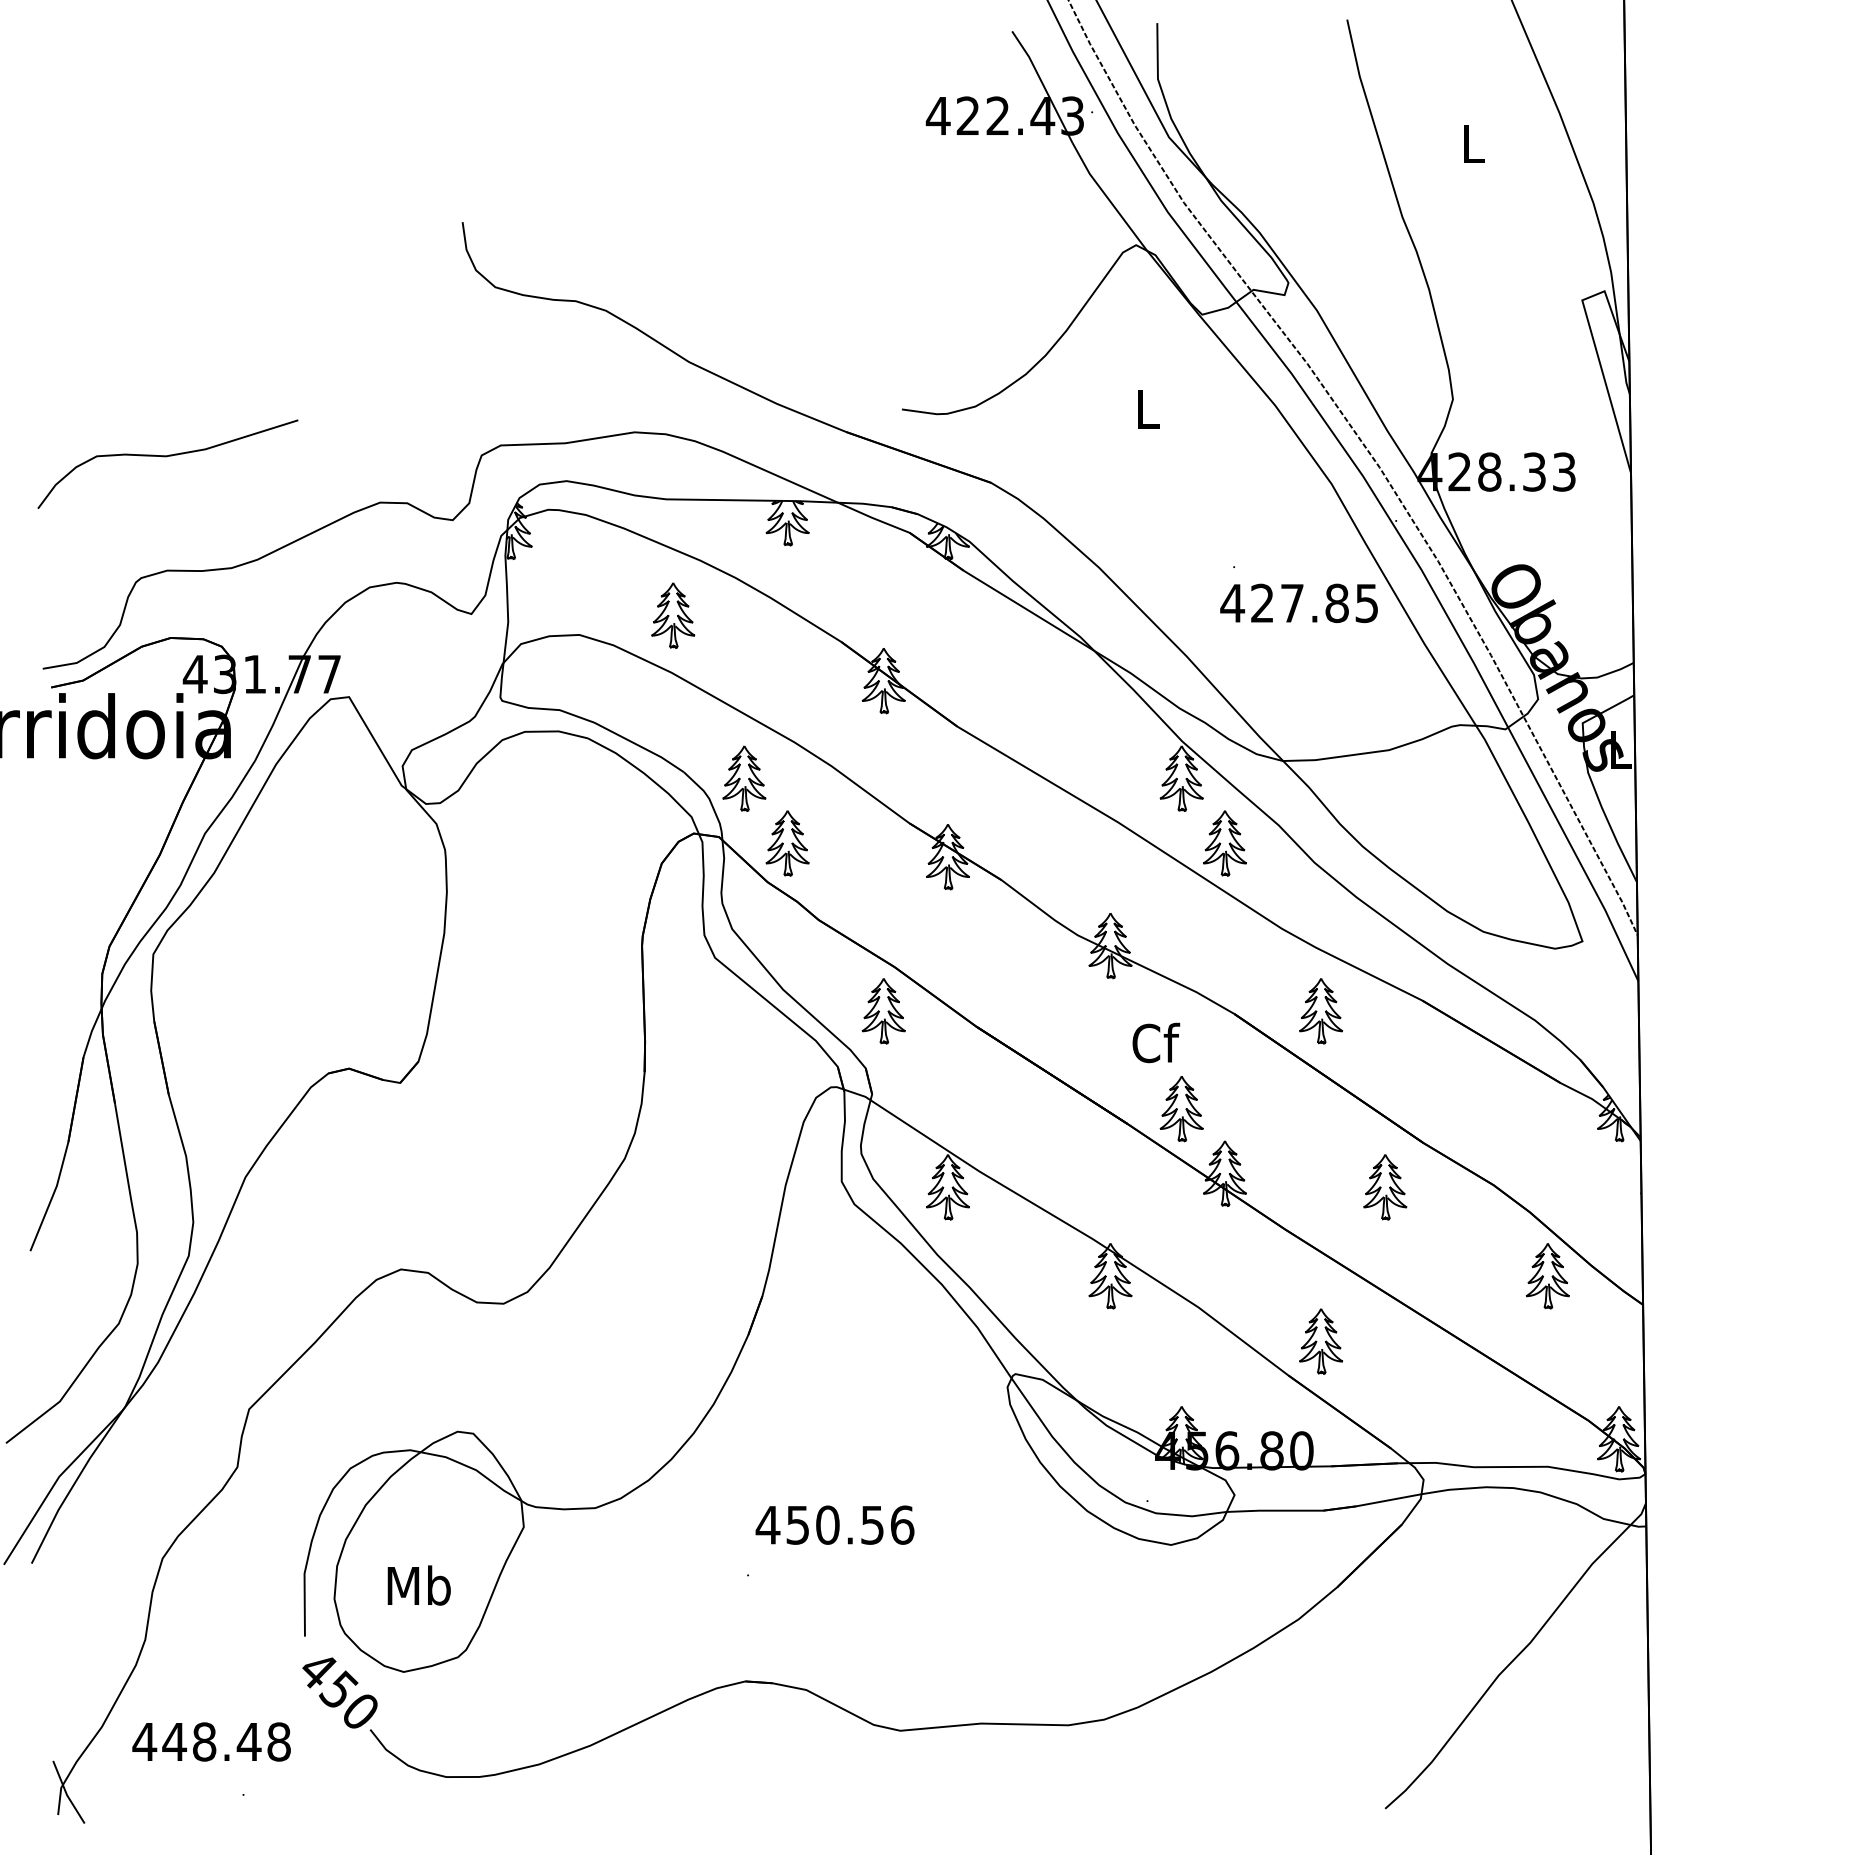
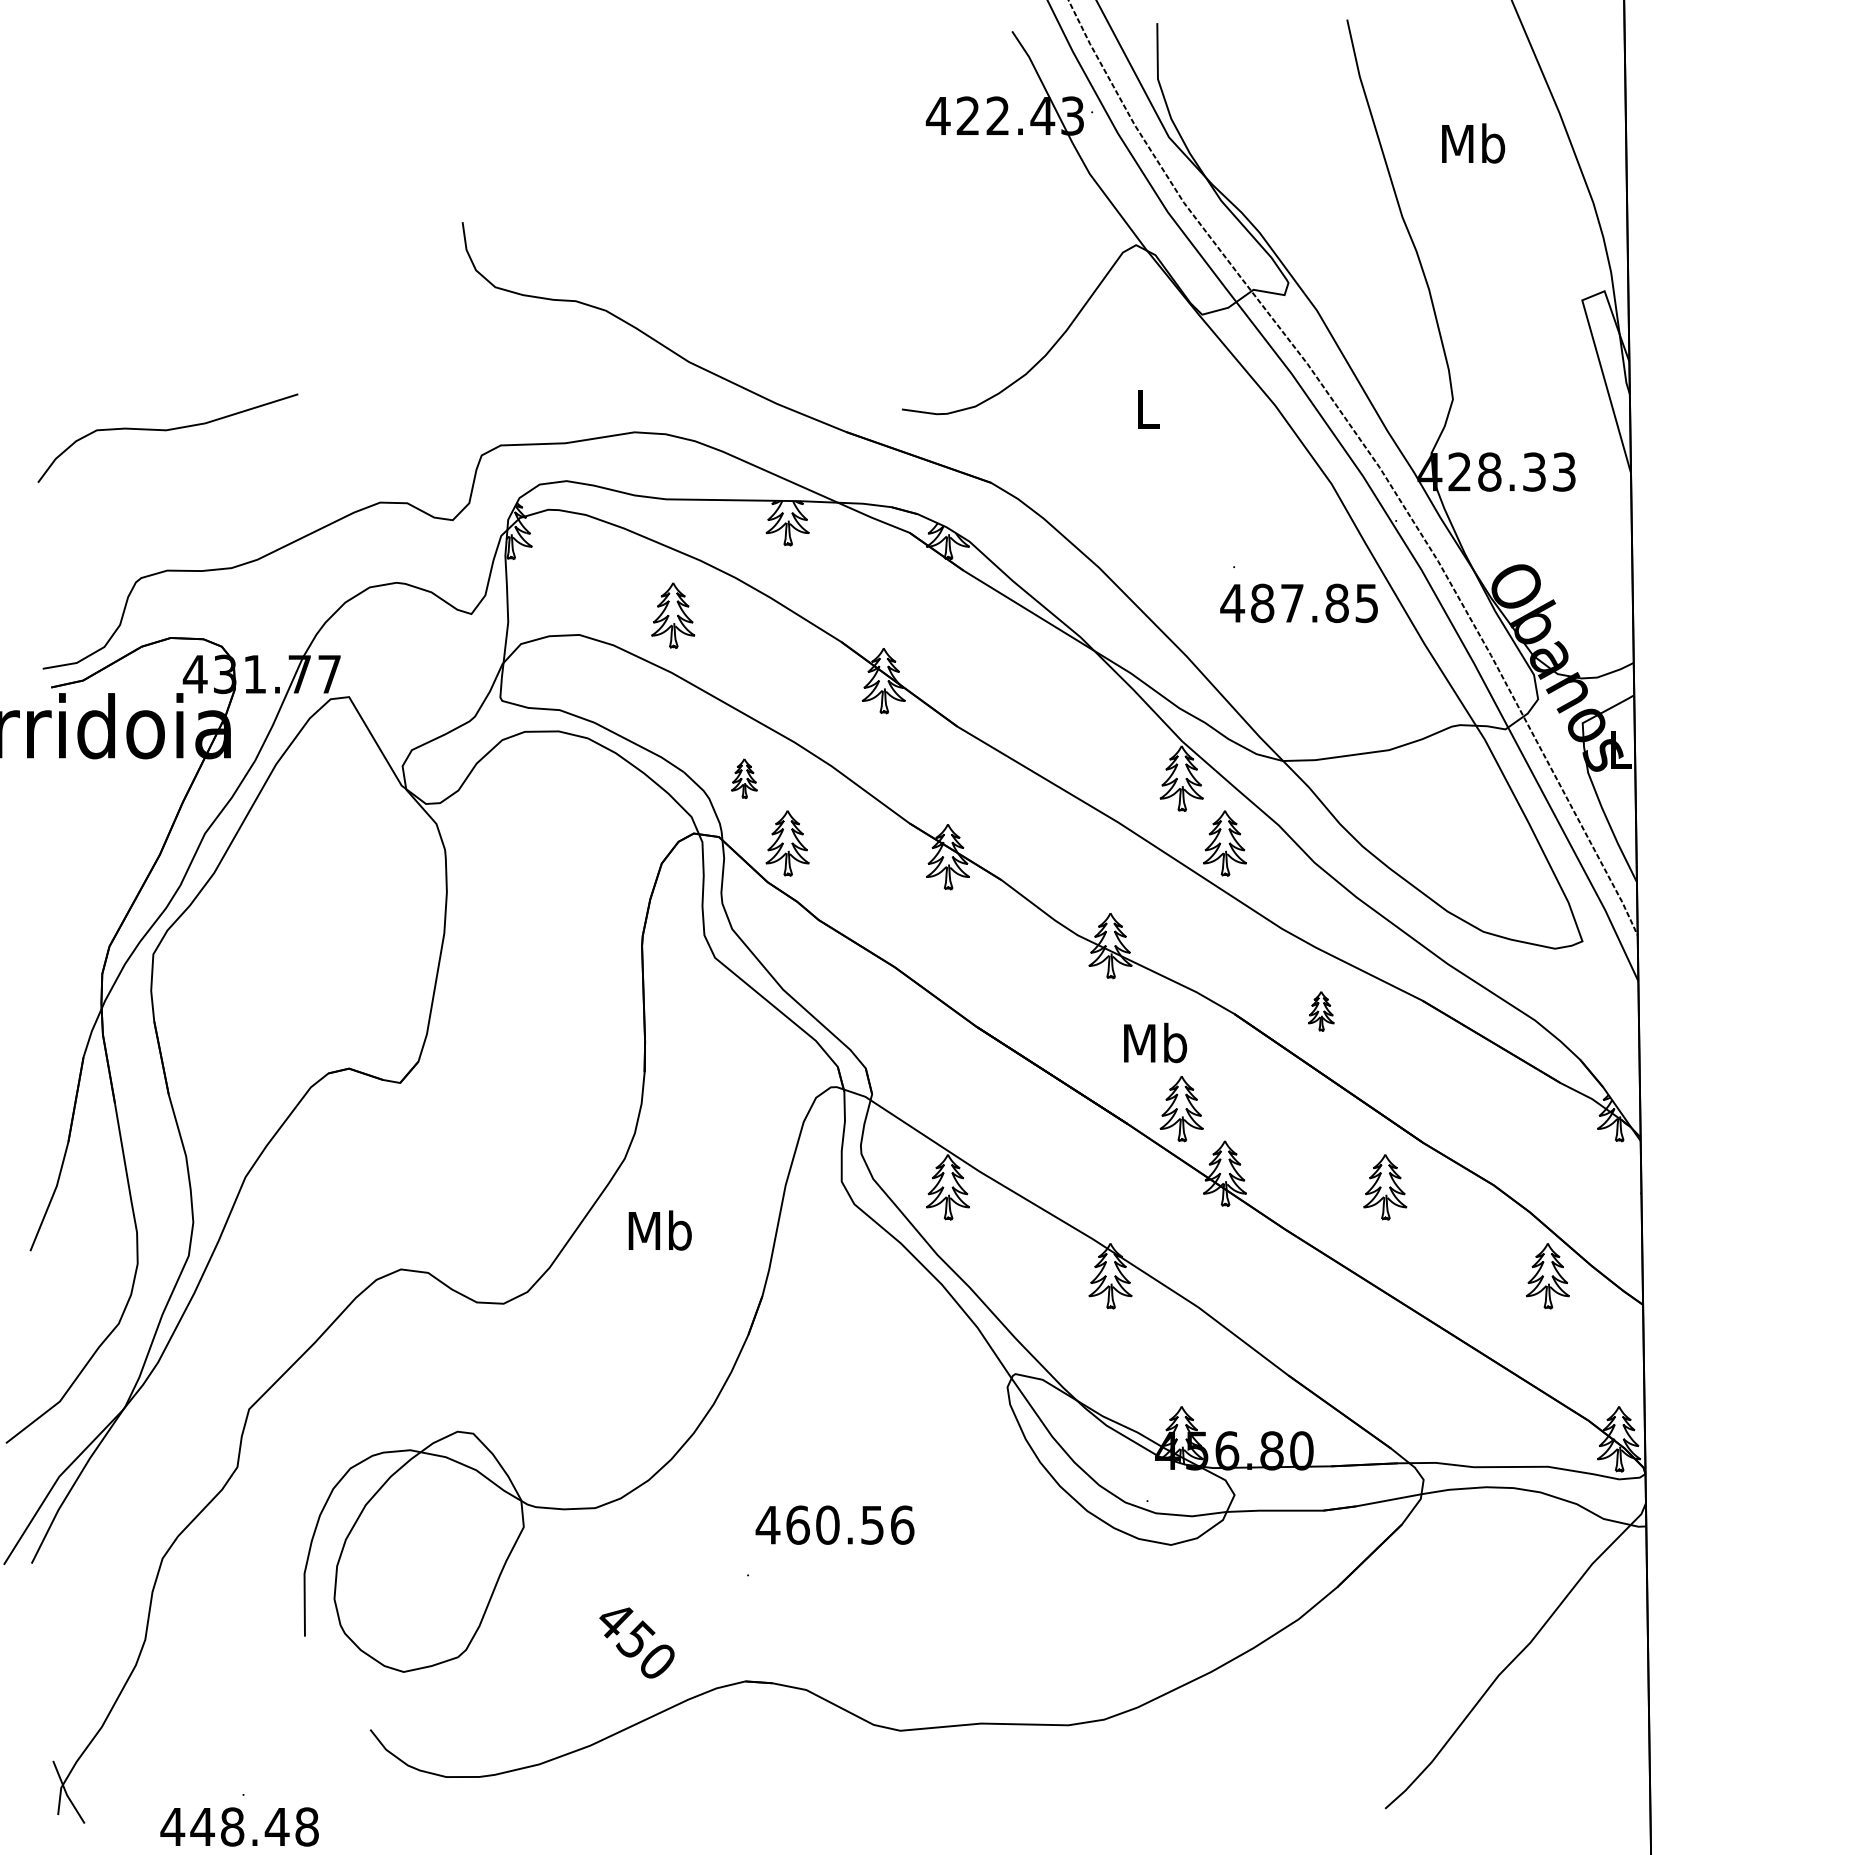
text: L -> Mb (1473, 143)
curve position: (166, 457) -> (166, 431) (166, 431)
text: 427.85 -> 487.85 (1262, 603)
part size: 45x67 px -> 27x42 px (744, 778)
part: present -> none (883, 1011)
part size: 45x67 px -> 27x41 px (1321, 1011)
text: Cf -> Mb (1155, 1042)
part: present -> none (1320, 1341)
text: 450.56 -> 460.56 (797, 1524)
text position: (418, 1585) -> (659, 1230) (659, 1230)
text position: (339, 1692) -> (636, 1642) (636, 1642)
text position: (211, 1741) -> (239, 1826) (239, 1826)
